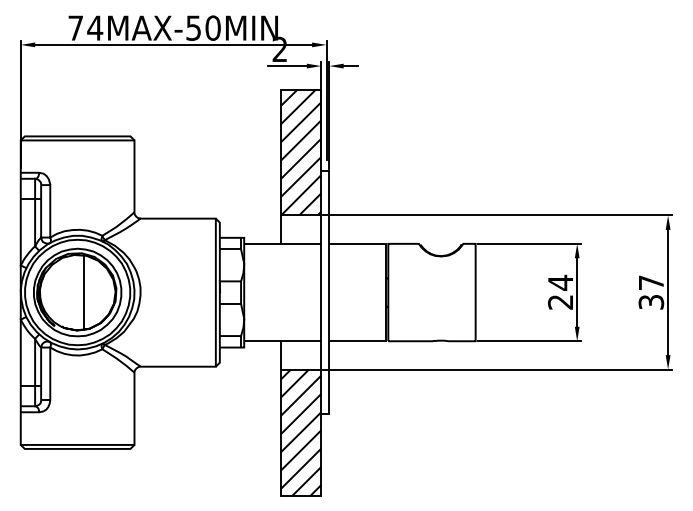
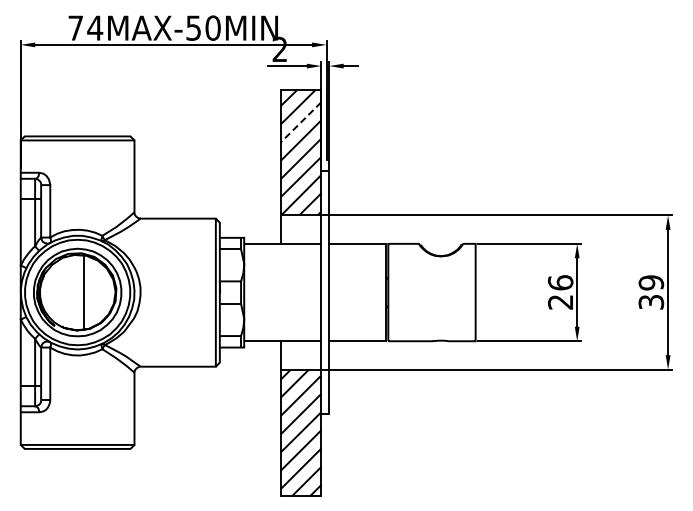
line: solid -> dashed (300, 122)
text: 24 -> 26 (560, 282)
text: 37 -> 39 (651, 282)
